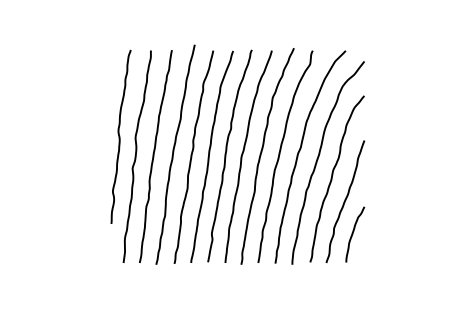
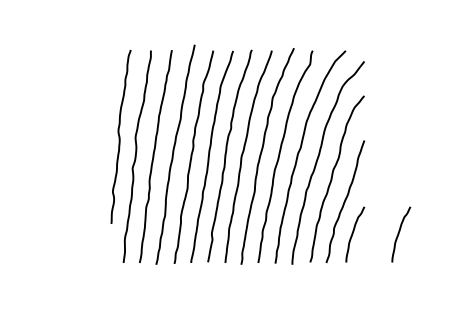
curve: none -> present (399, 234)
